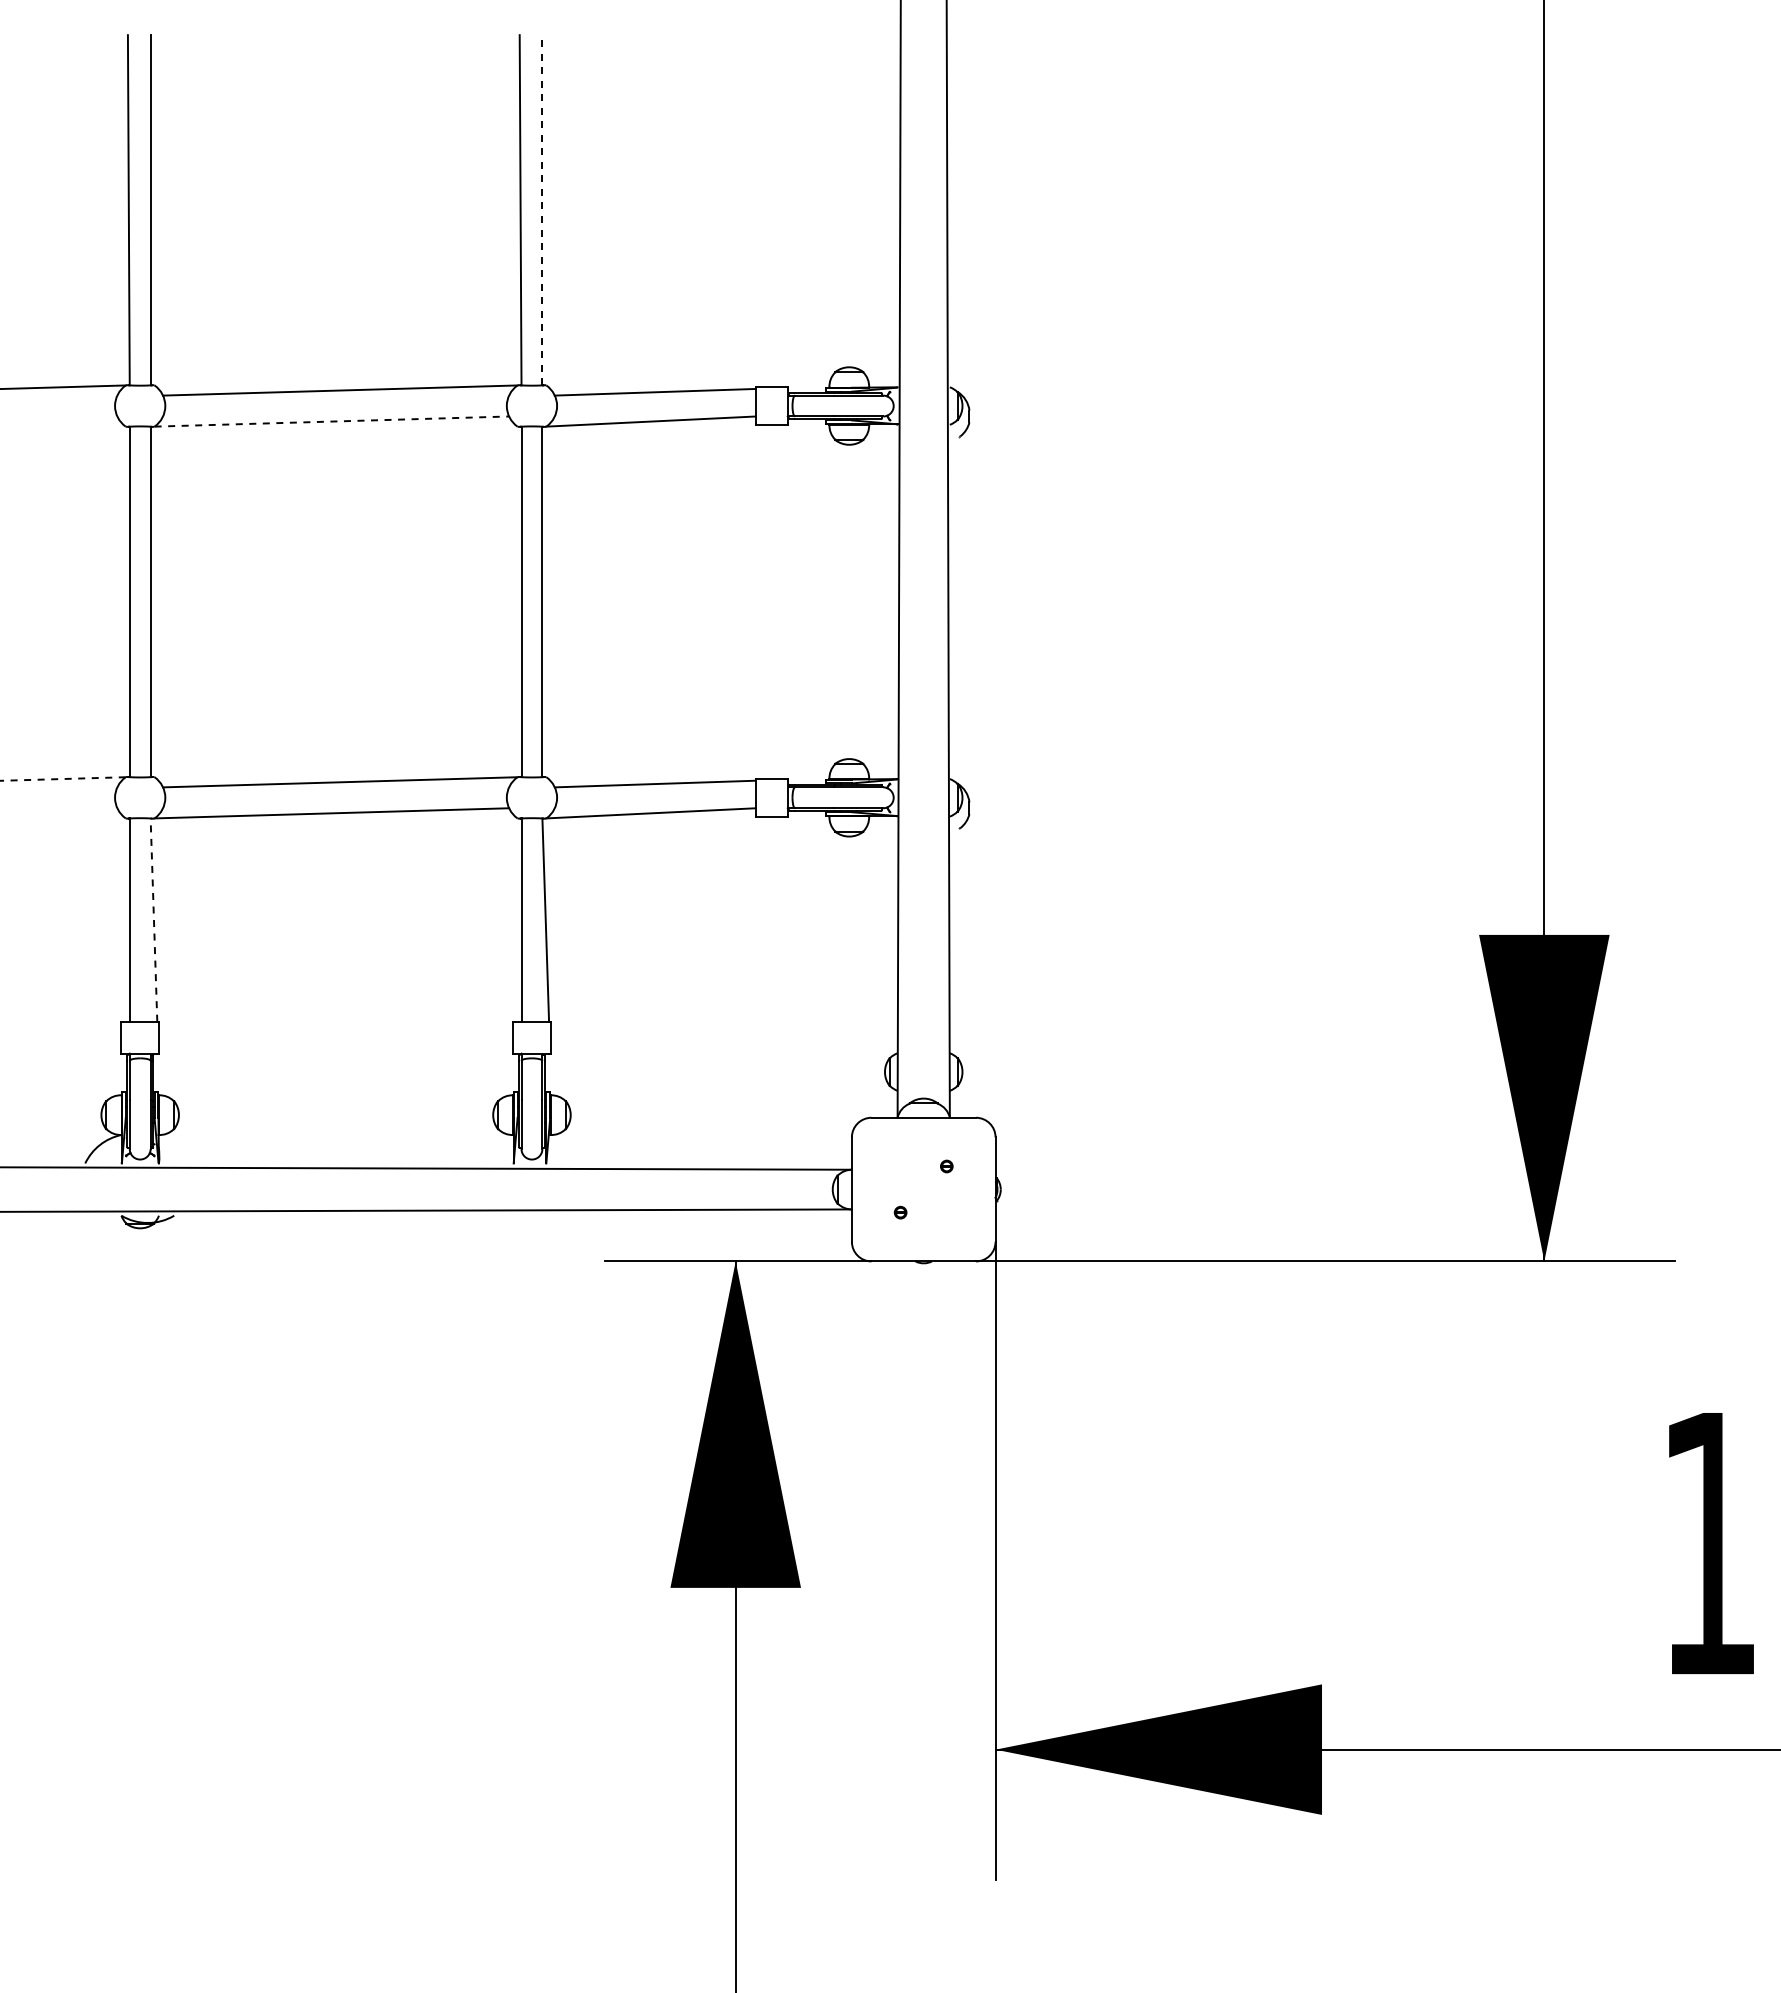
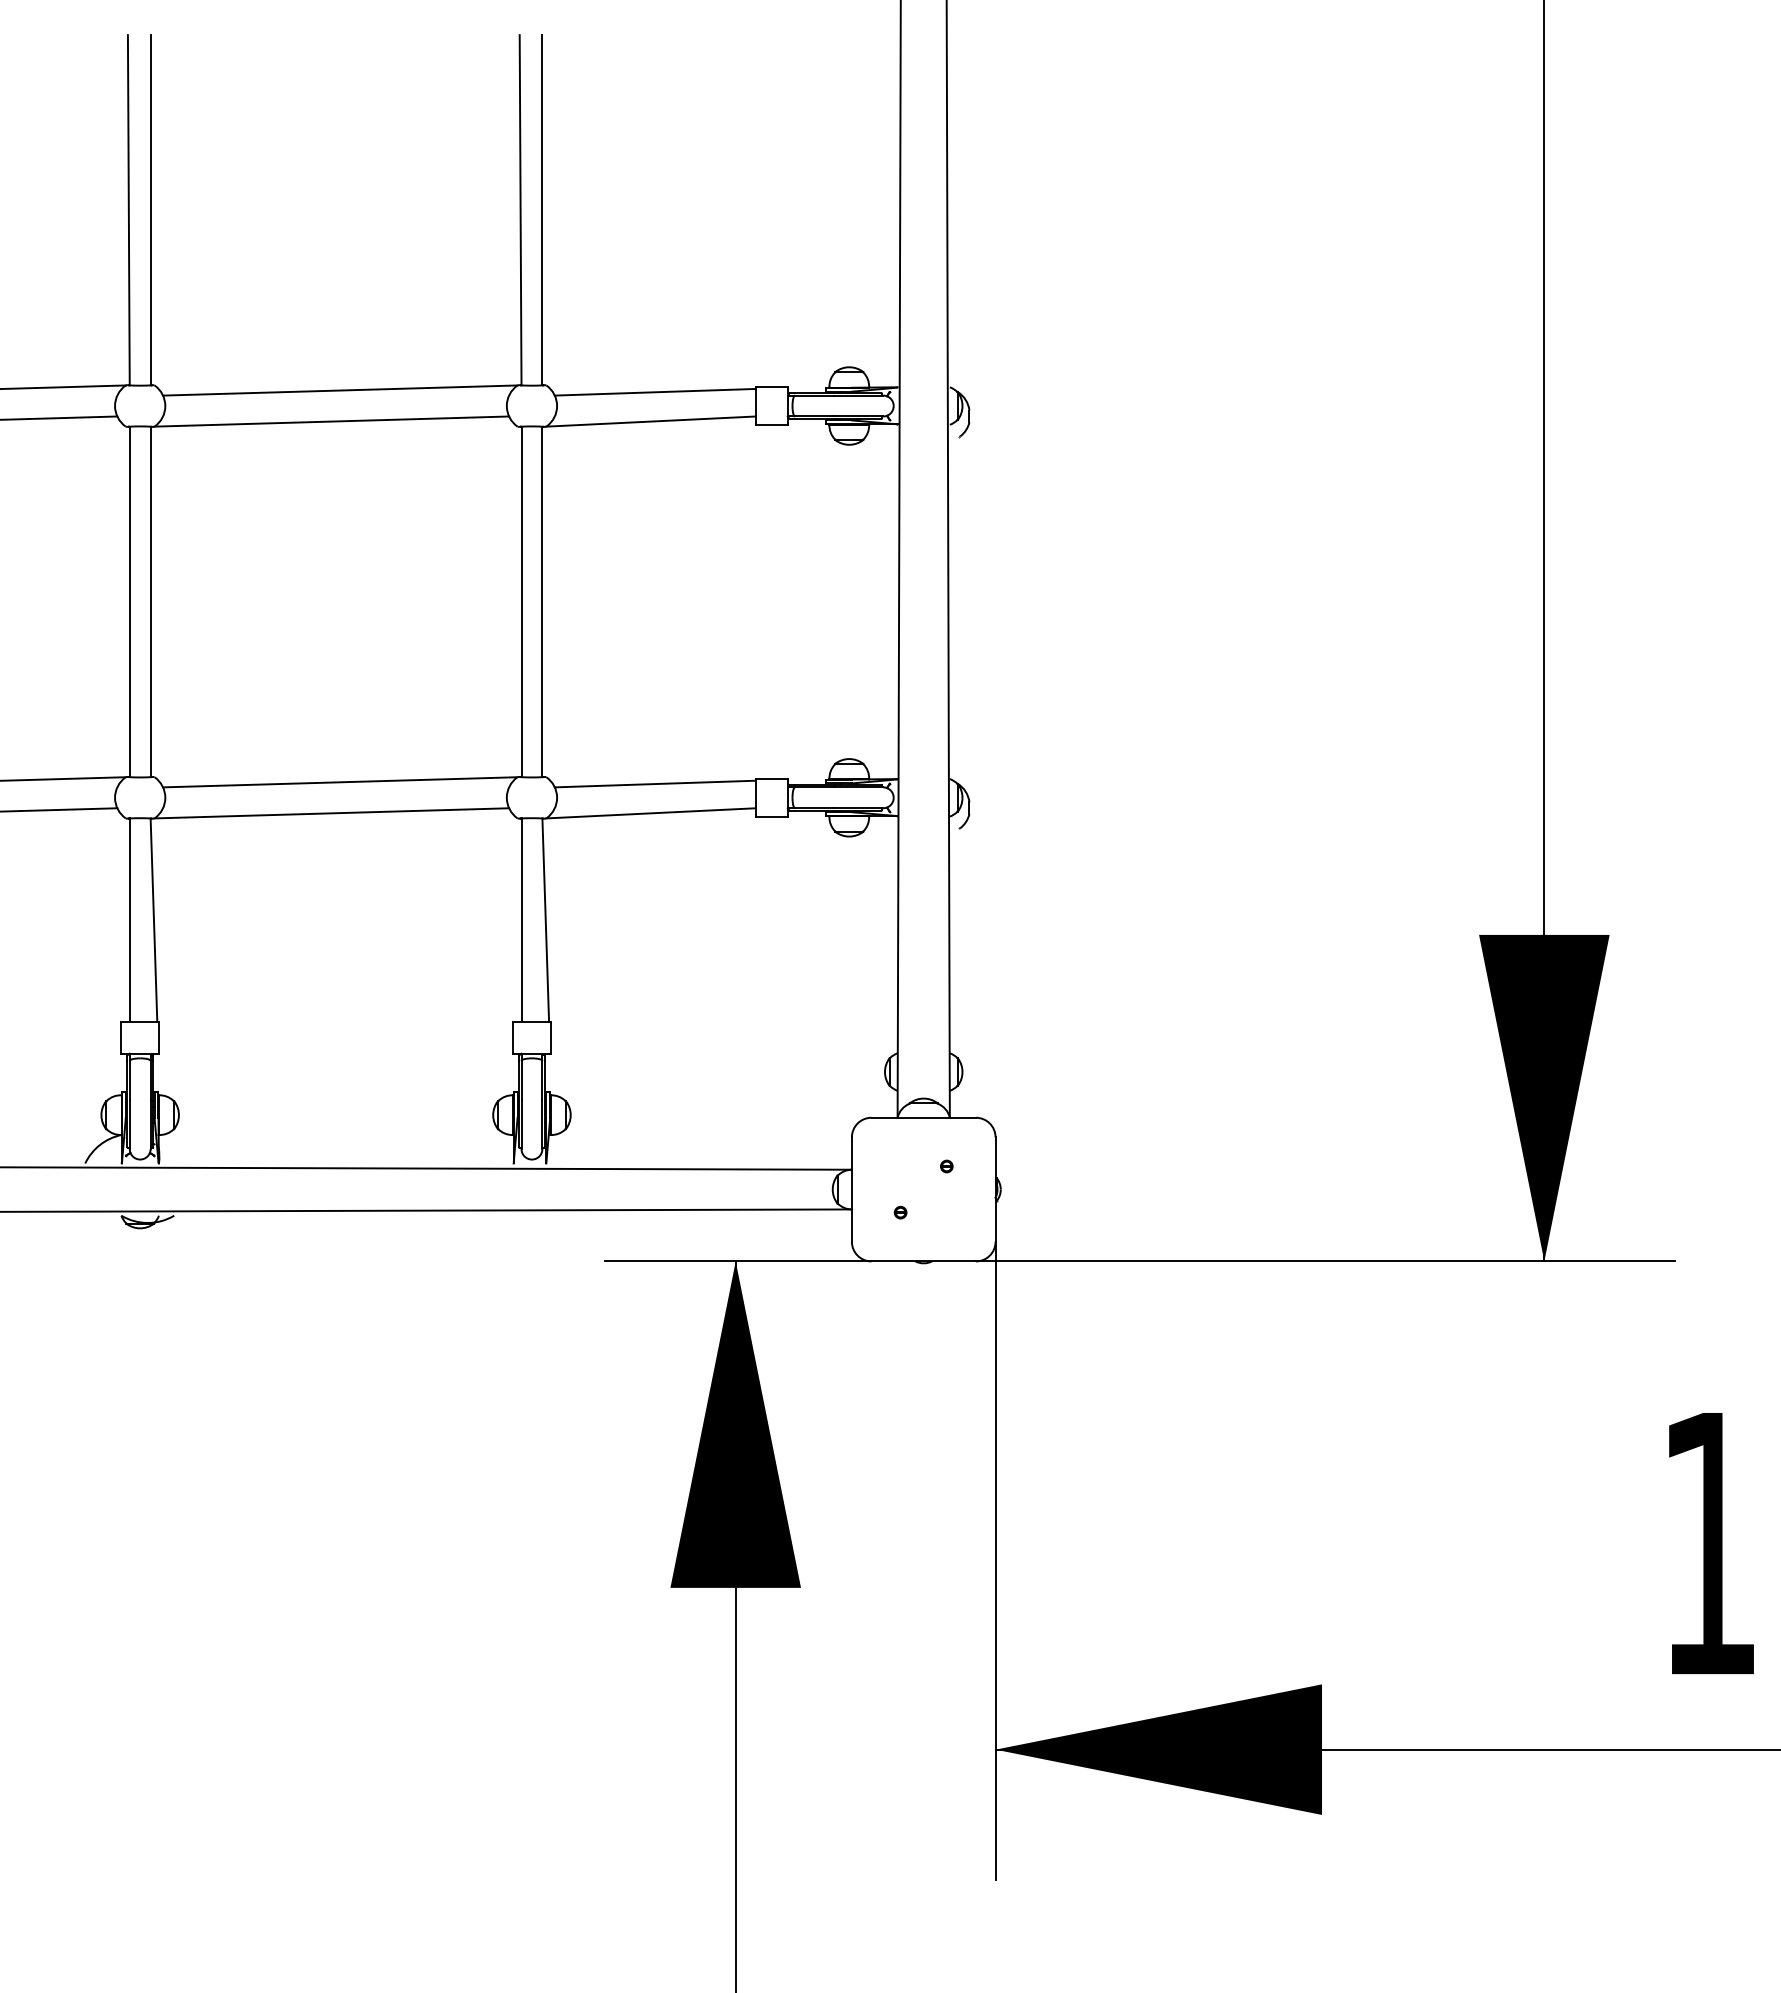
line: dashed -> solid (542, 209)
line: none -> present (59, 417)
line: dashed -> solid (332, 421)
line: dashed -> solid (62, 779)
line: none -> present (59, 809)
line: dashed -> solid (153, 920)
